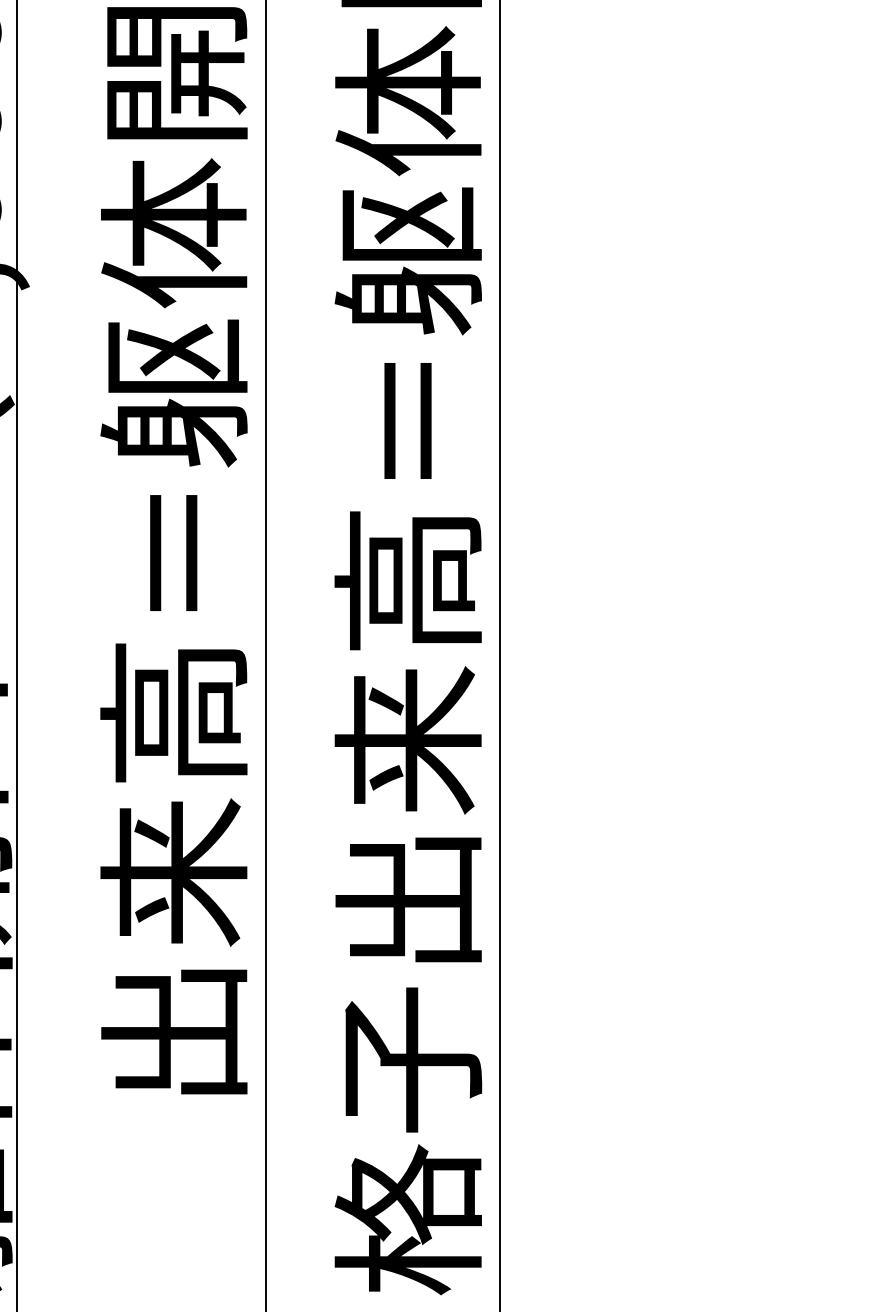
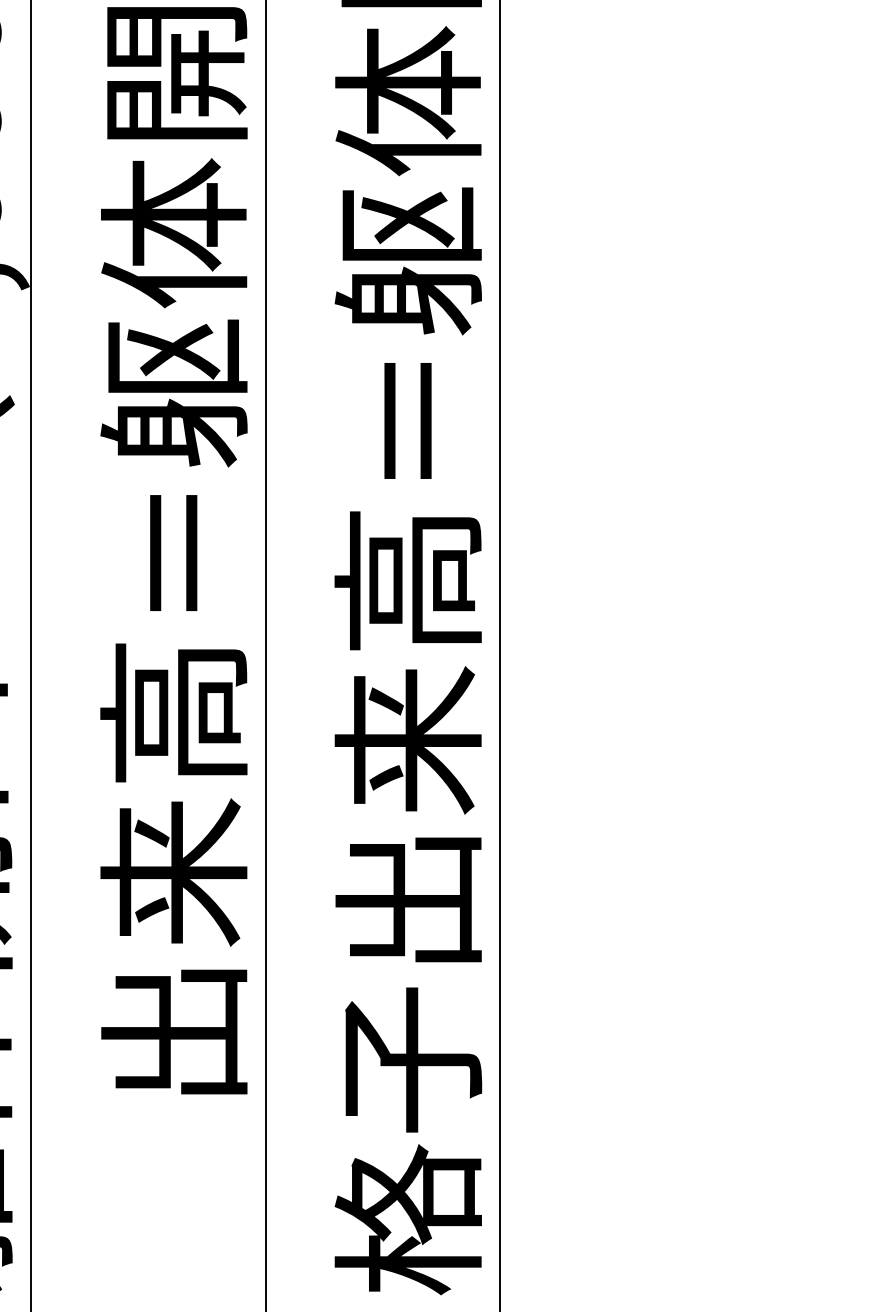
line position: (17, 655) -> (31, 655) (31, 655)
